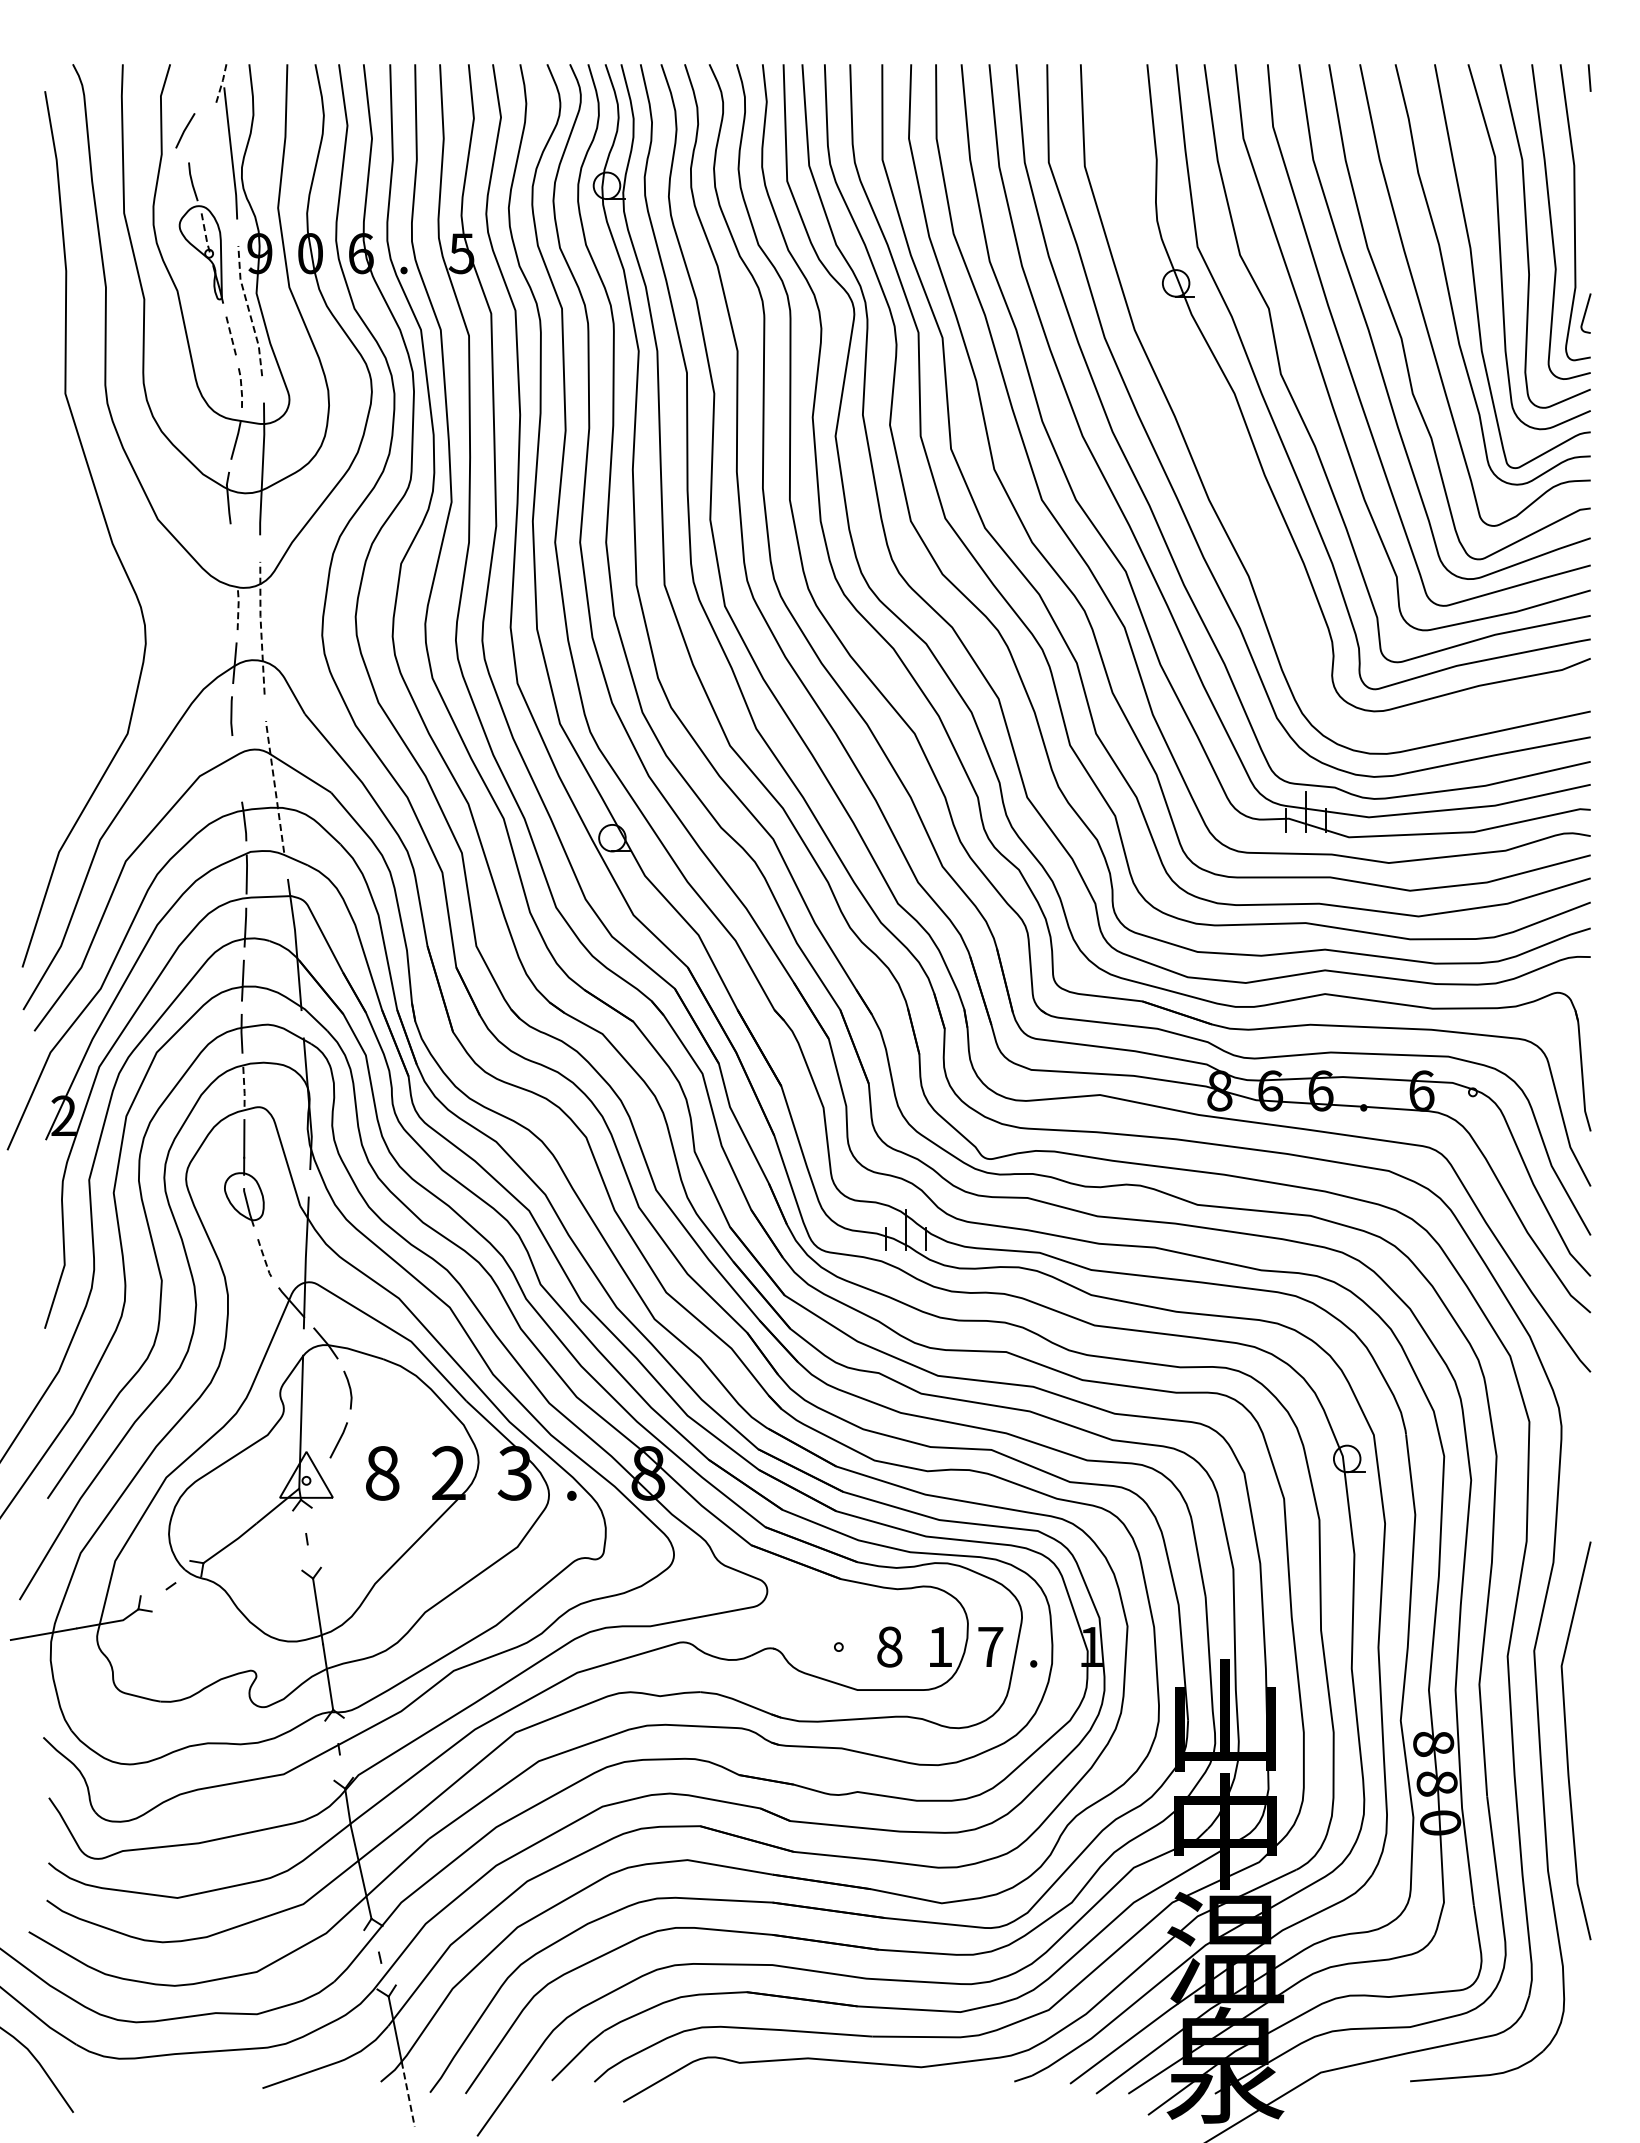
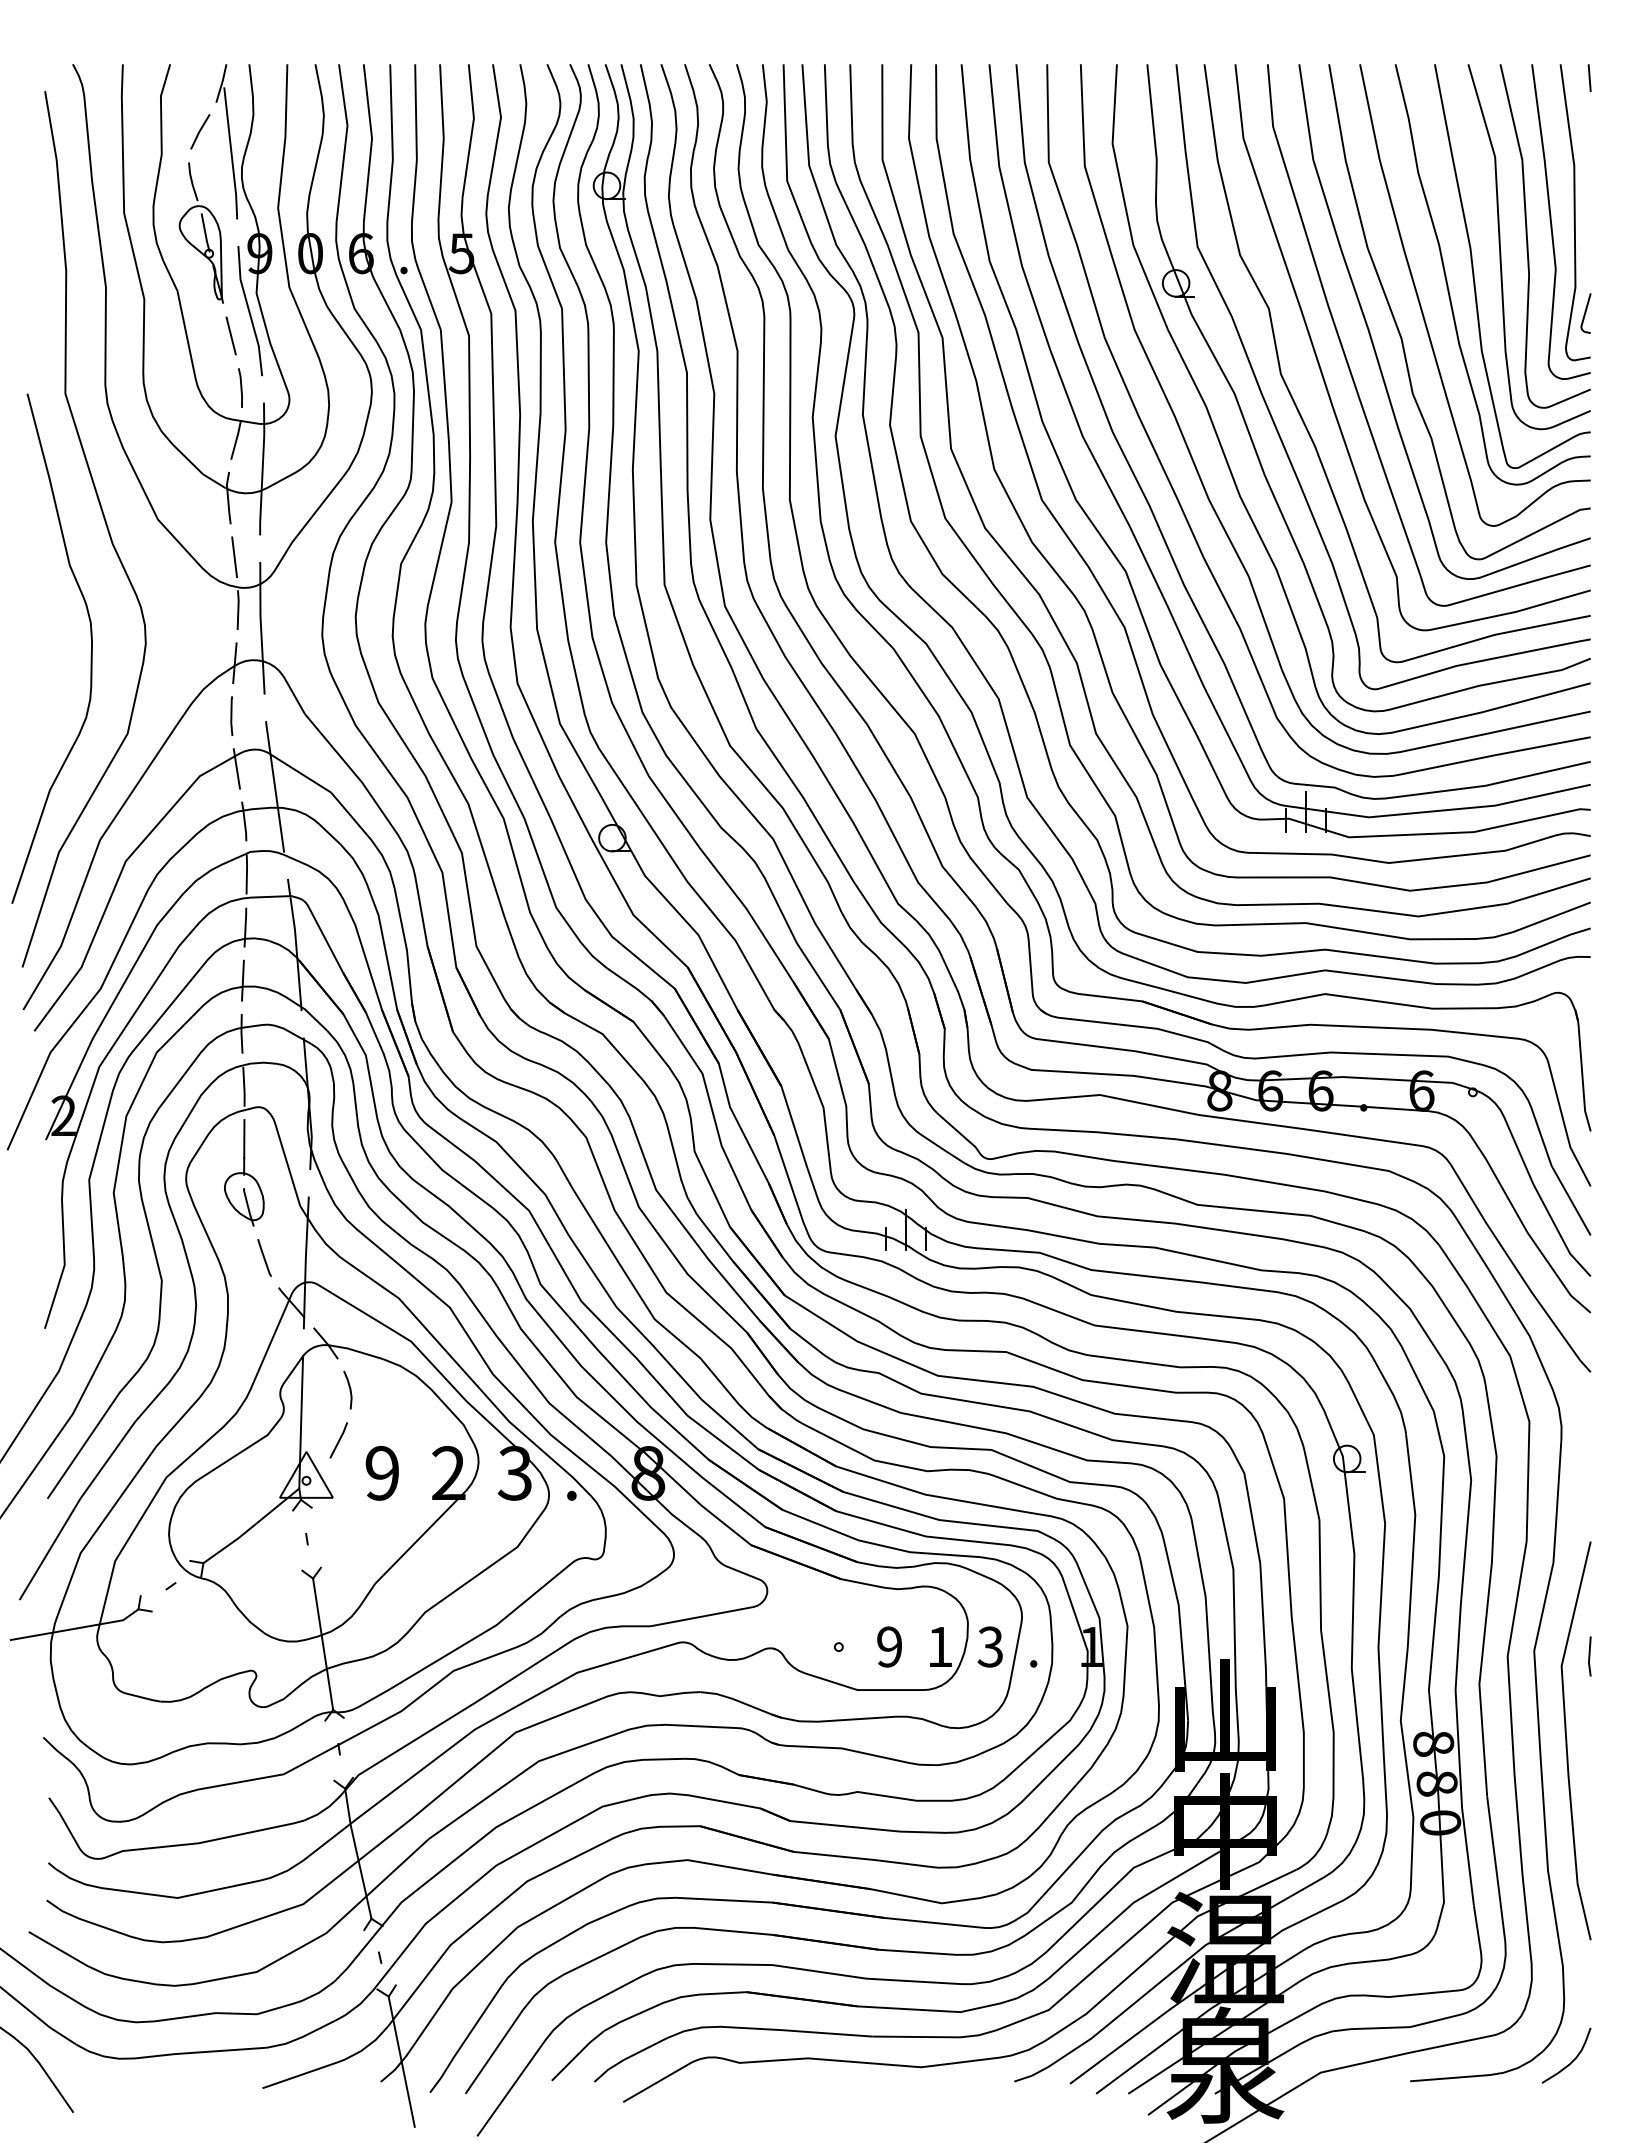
line: dashed -> solid (222, 83)
line position: (185, 130) -> (200, 131) (200, 131)
line: dashed -> solid (205, 233)
line: dashed -> solid (249, 311)
line: dashed -> solid (231, 335)
line: dashed -> solid (241, 388)
curve: none -> present (1221, 443)
line: none -> present (234, 557)
line: dashed -> solid (238, 609)
line: dashed -> solid (261, 627)
curve: none -> present (90, 653)
line: none -> present (236, 768)
line: dashed -> solid (274, 785)
line: dashed -> solid (244, 1087)
line: dashed -> solid (264, 1257)
text: 8 -> 9 (382, 1473)
text: 8 -> 9 (889, 1646)
text: 7 -> 3 (990, 1646)
line: none -> present (1589, 1656)
curve: none -> present (1572, 2060)
line: dashed -> solid (408, 2094)
